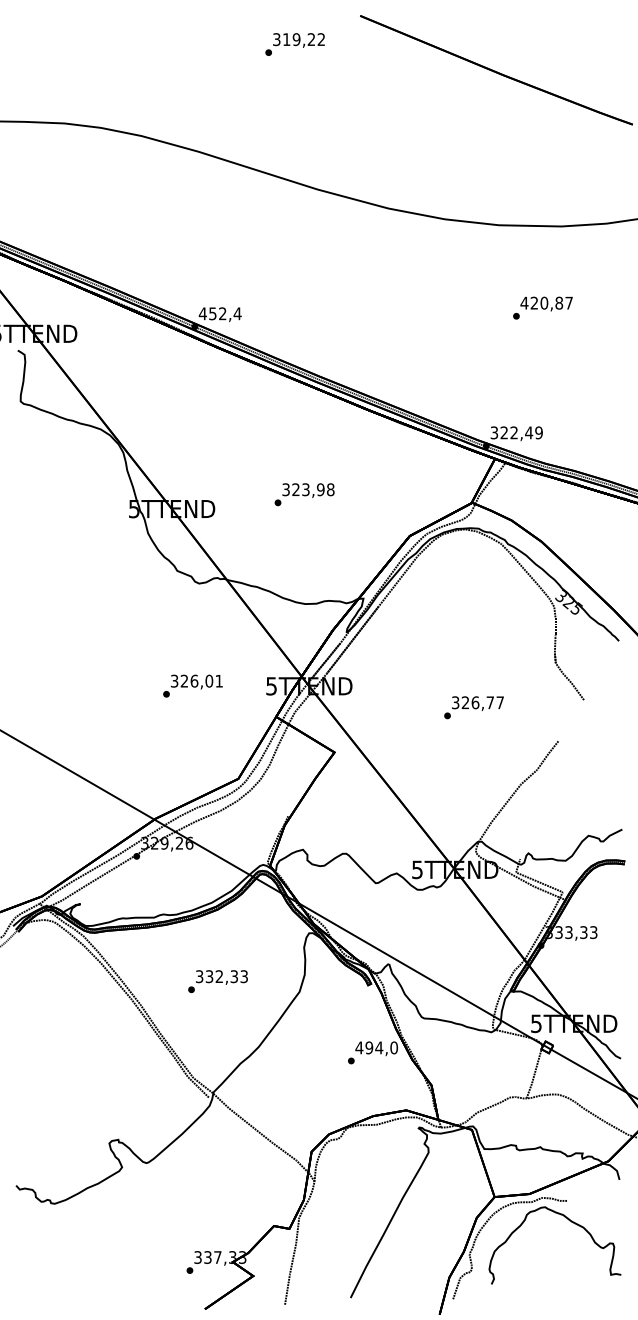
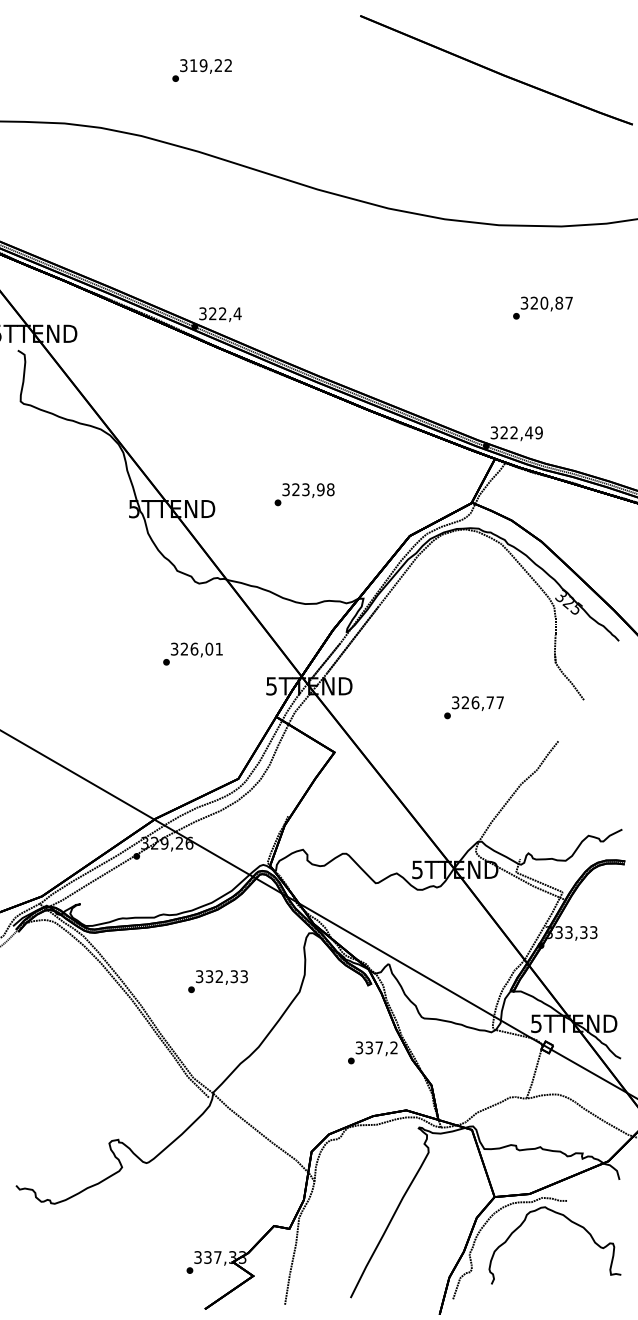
text position: (294, 44) -> (201, 70) (201, 70)
text: 420,87 -> 320,87 (524, 302)
text: 452,4 -> 322,4 (207, 313)
text position: (192, 685) -> (192, 653) (192, 653)
text: 494,0 -> 337,2 (376, 1047)
